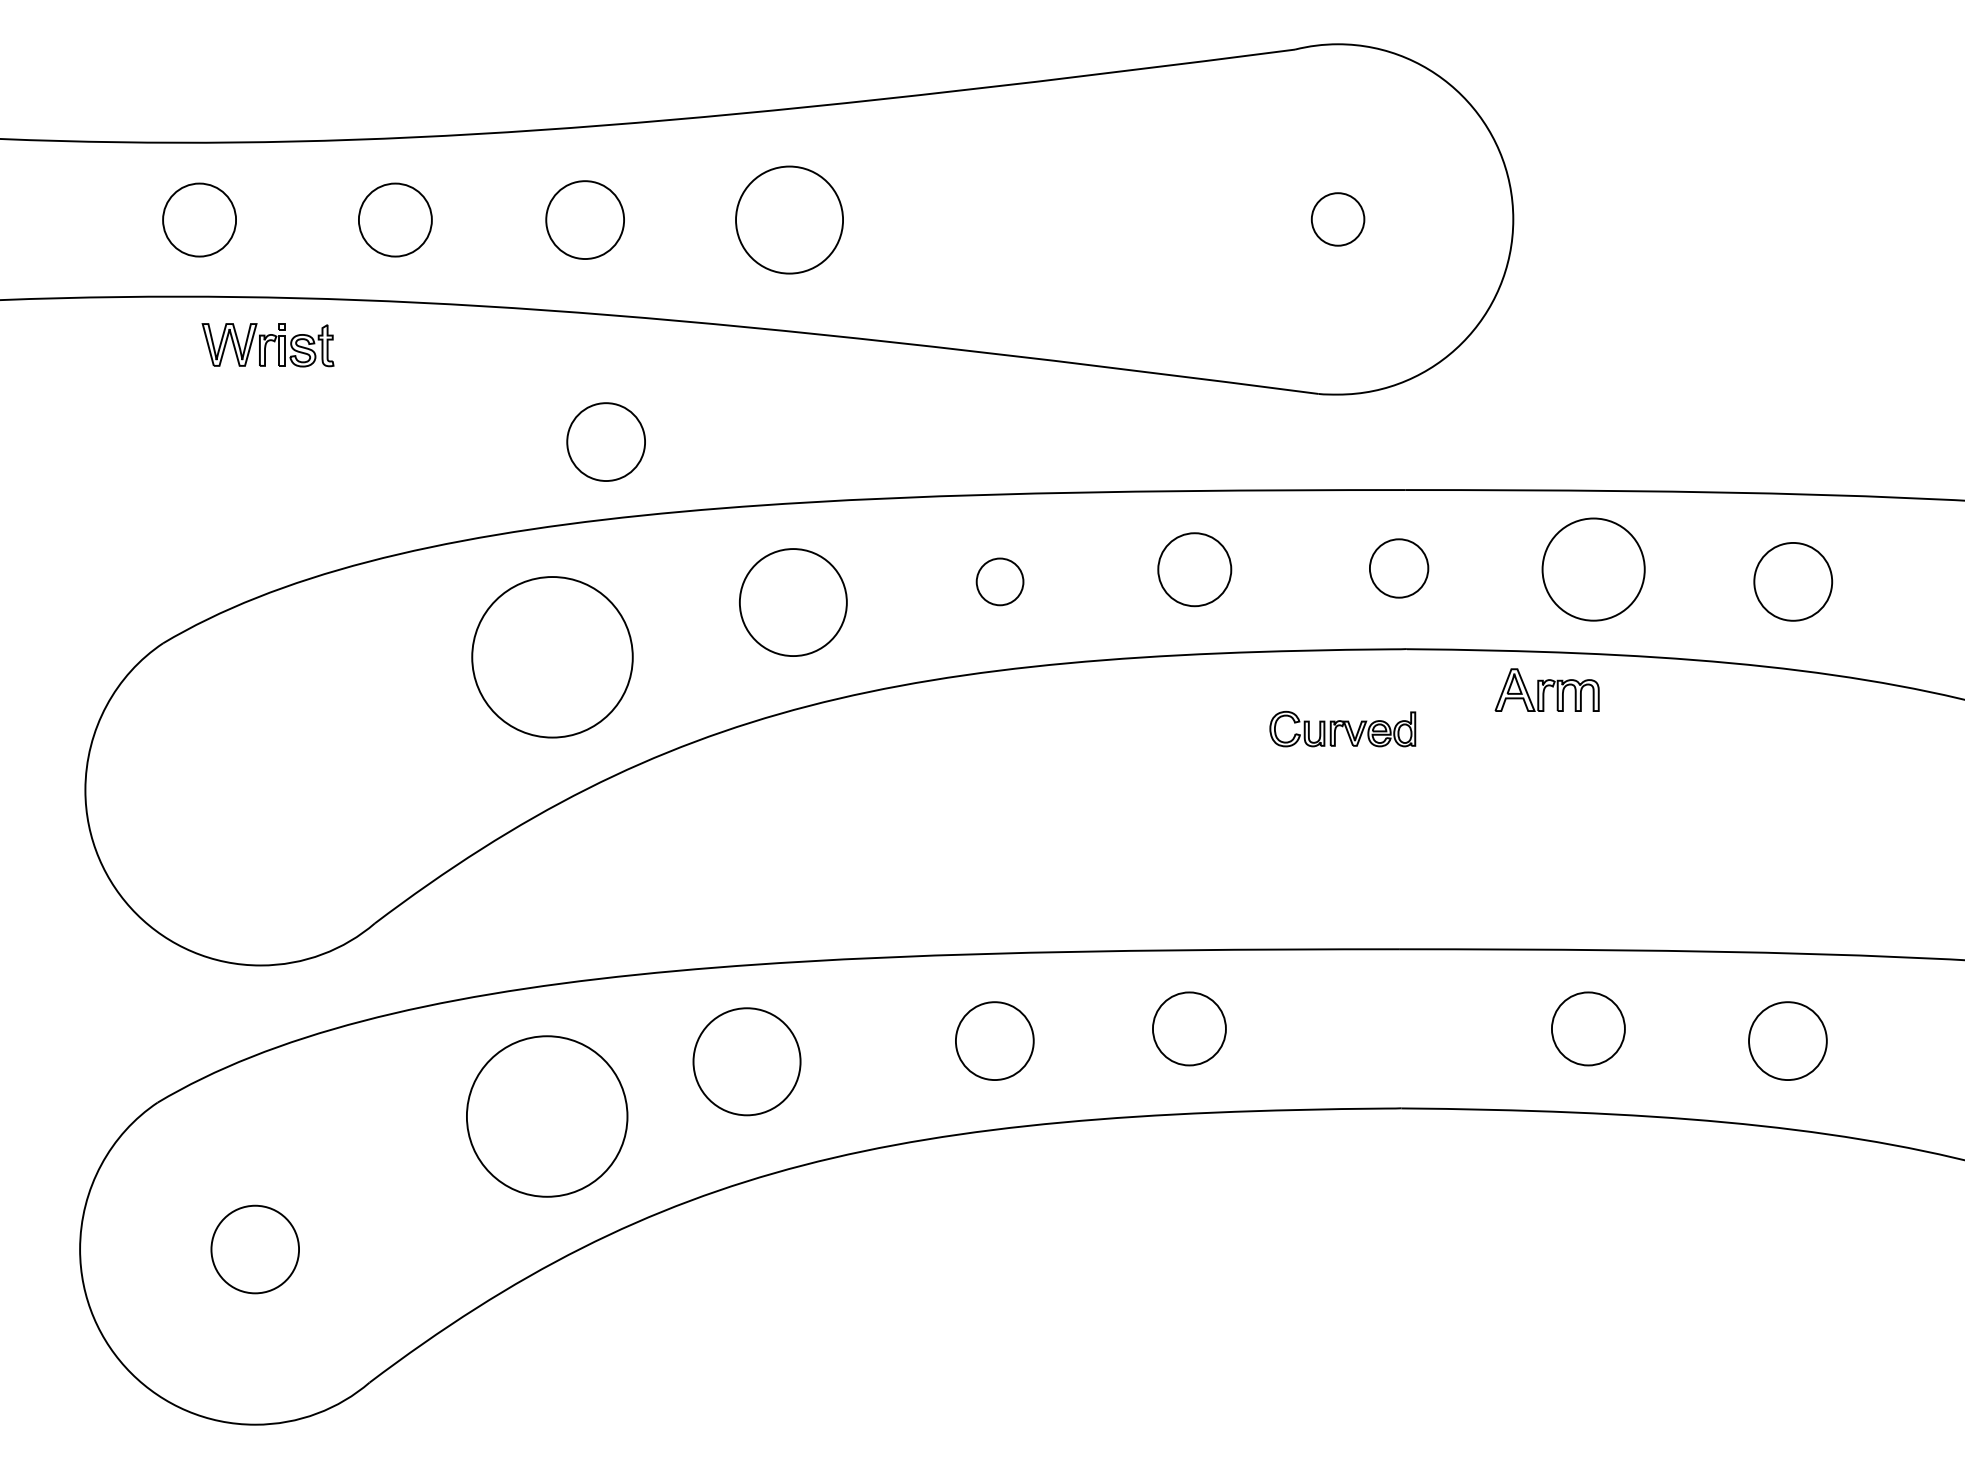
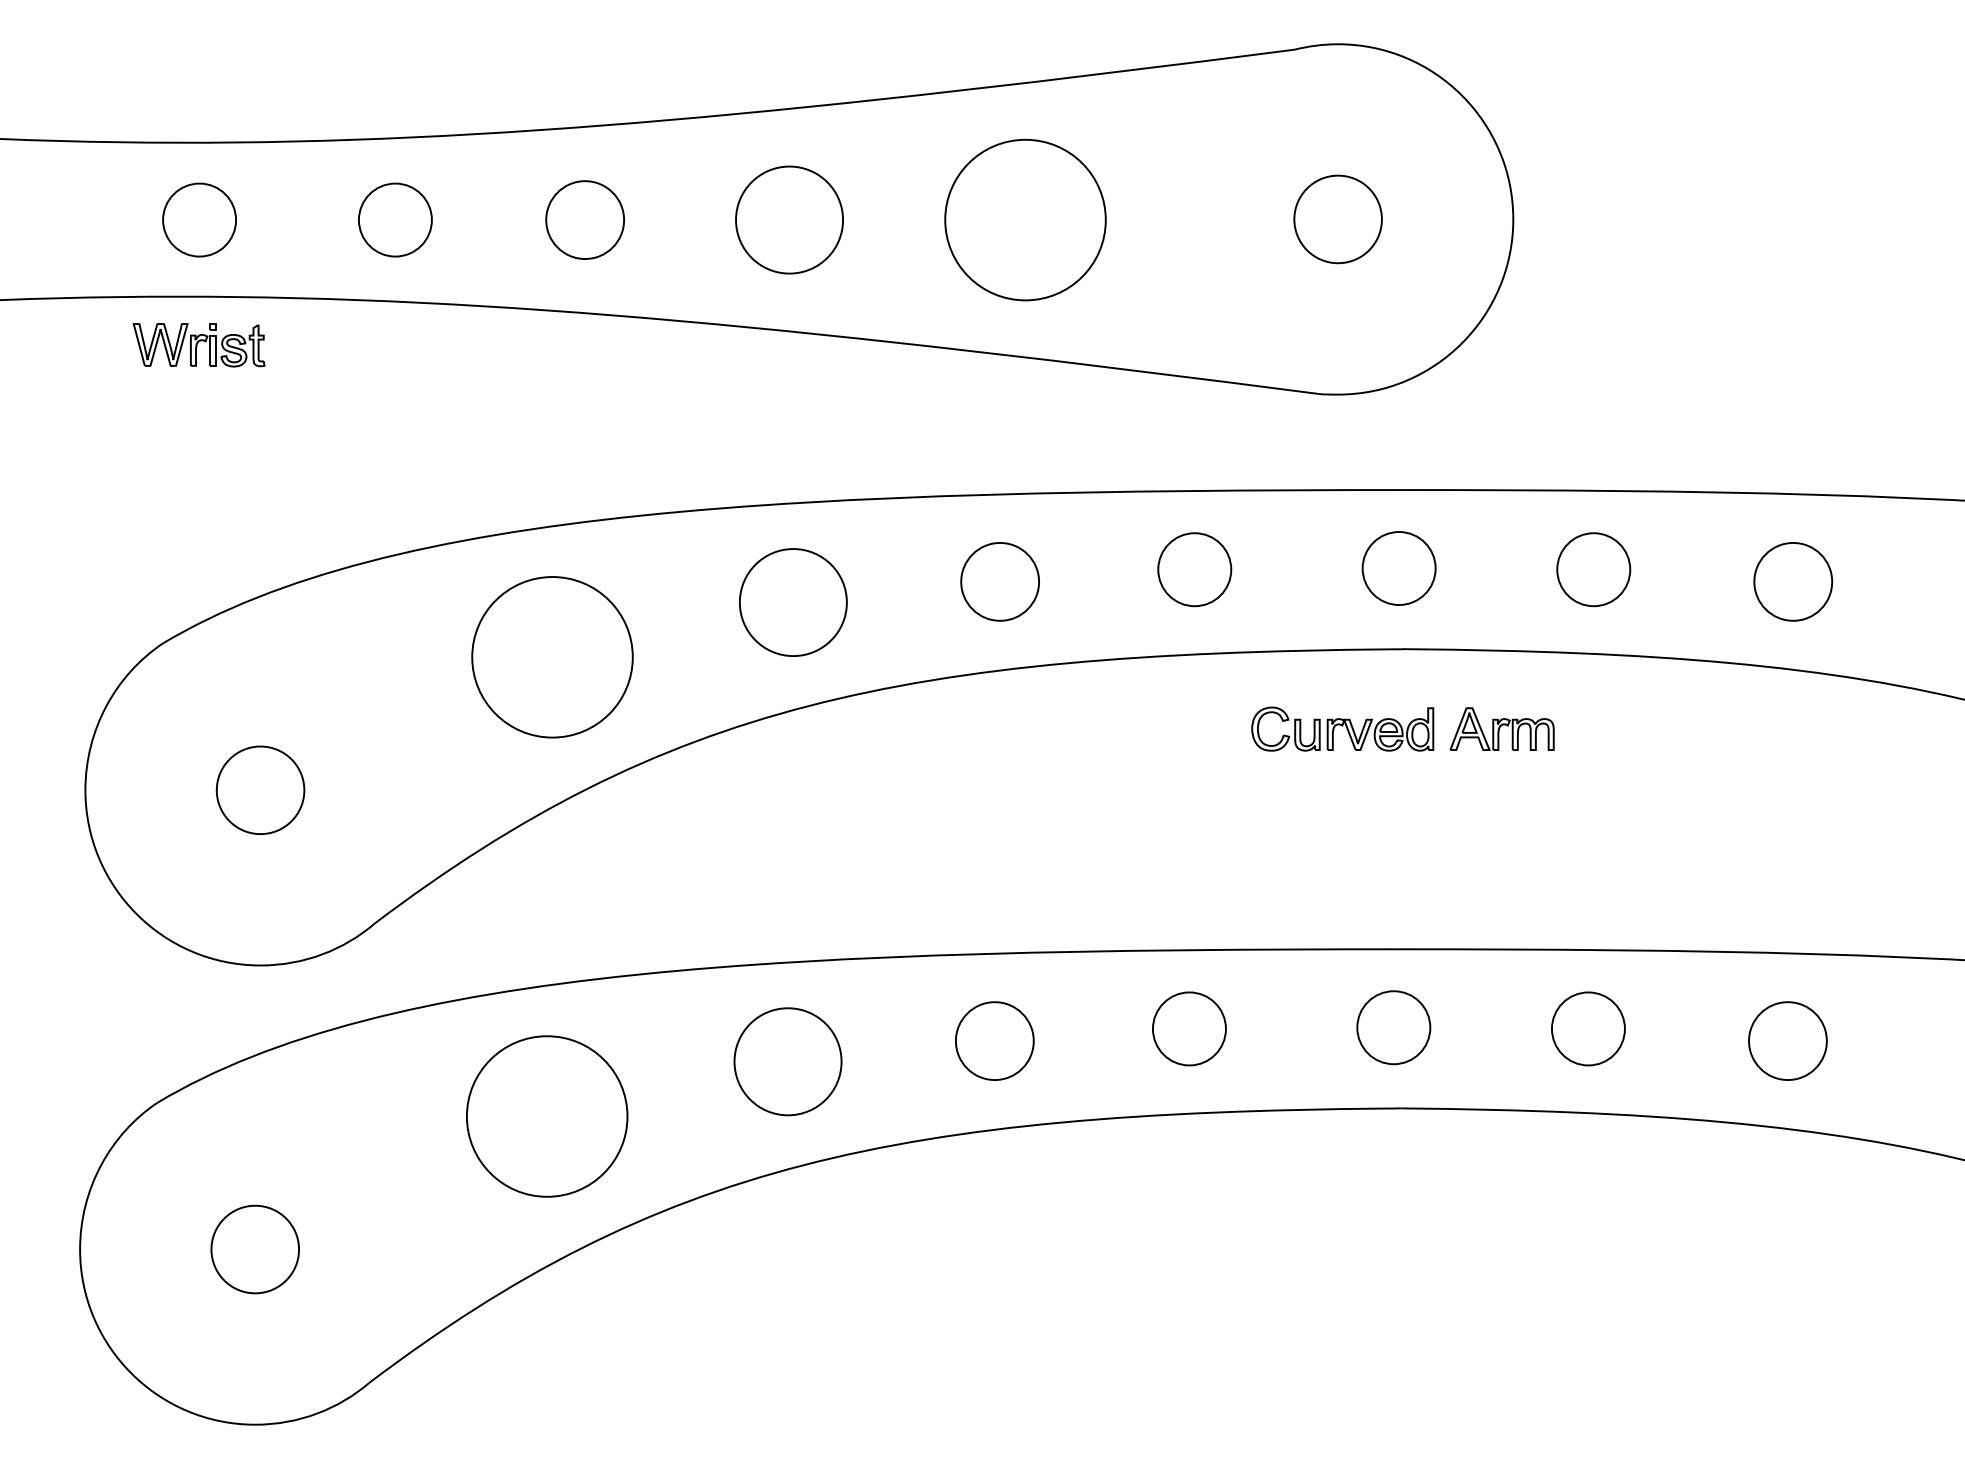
part: none -> present (1025, 219)
part size: 56x55 px -> 90x91 px (1337, 219)
part position: (267, 345) -> (198, 345) (198, 345)
part: present -> none (605, 441)
part size: 61x61 px -> 76x75 px (1398, 568)
part size: 105x105 px -> 76x76 px (1593, 569)
part size: 50x50 px -> 80x80 px (999, 581)
part position: (1546, 689) -> (1501, 728) (1501, 728)
part size: 148x38 px -> 184x46 px (1342, 728)
part: none -> present (260, 789)
part: none -> present (1393, 1027)
part position: (746, 1061) -> (787, 1061) (787, 1061)
